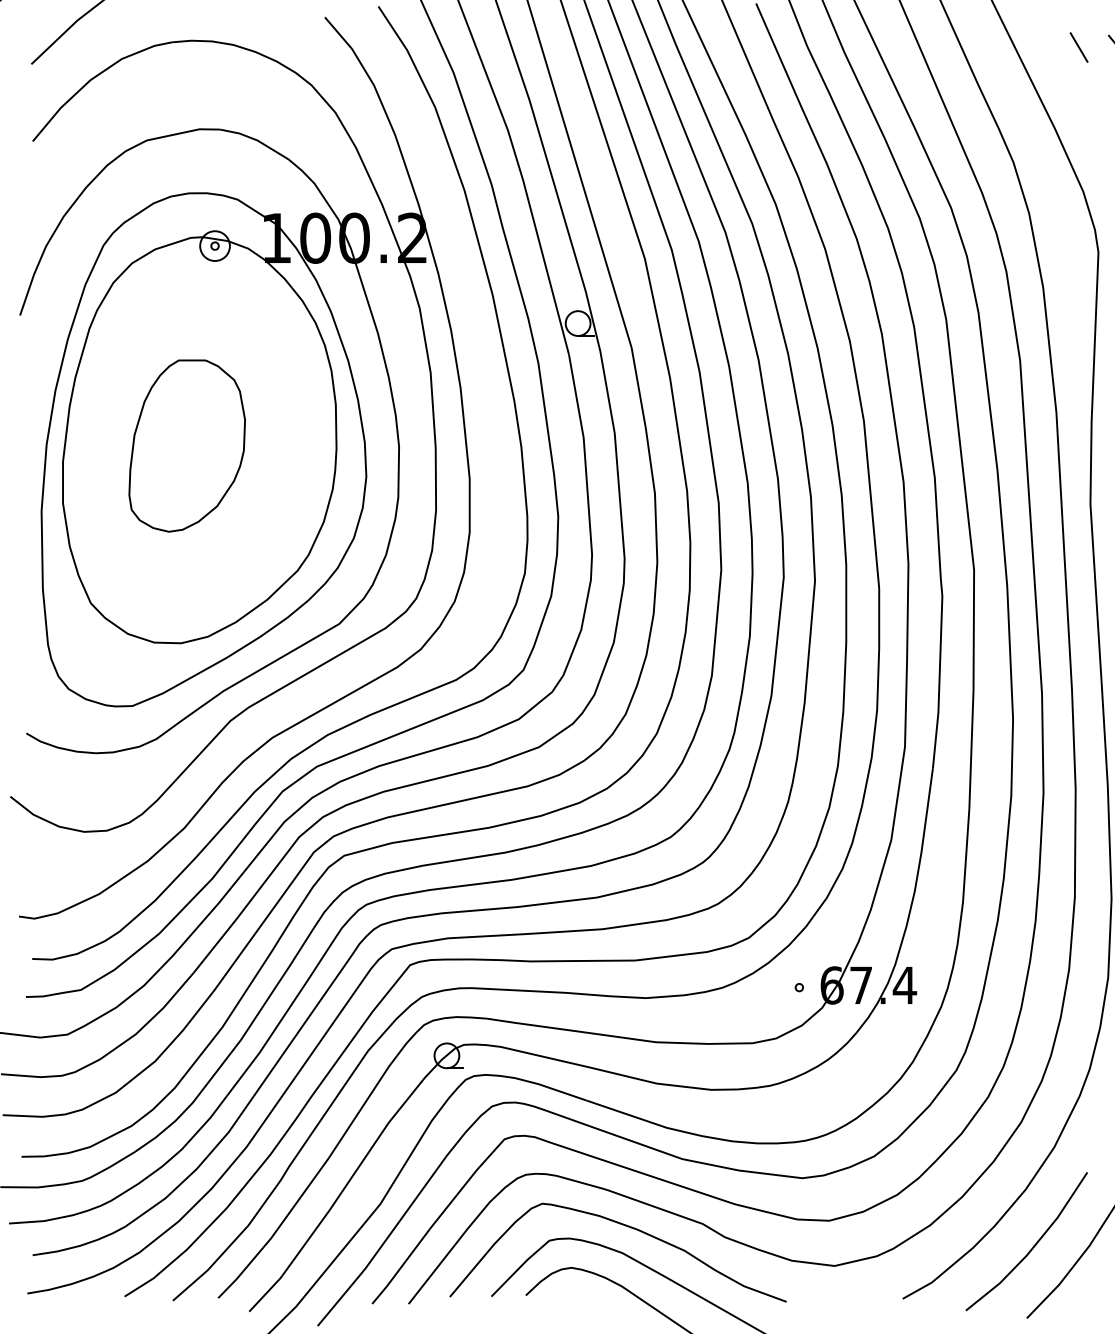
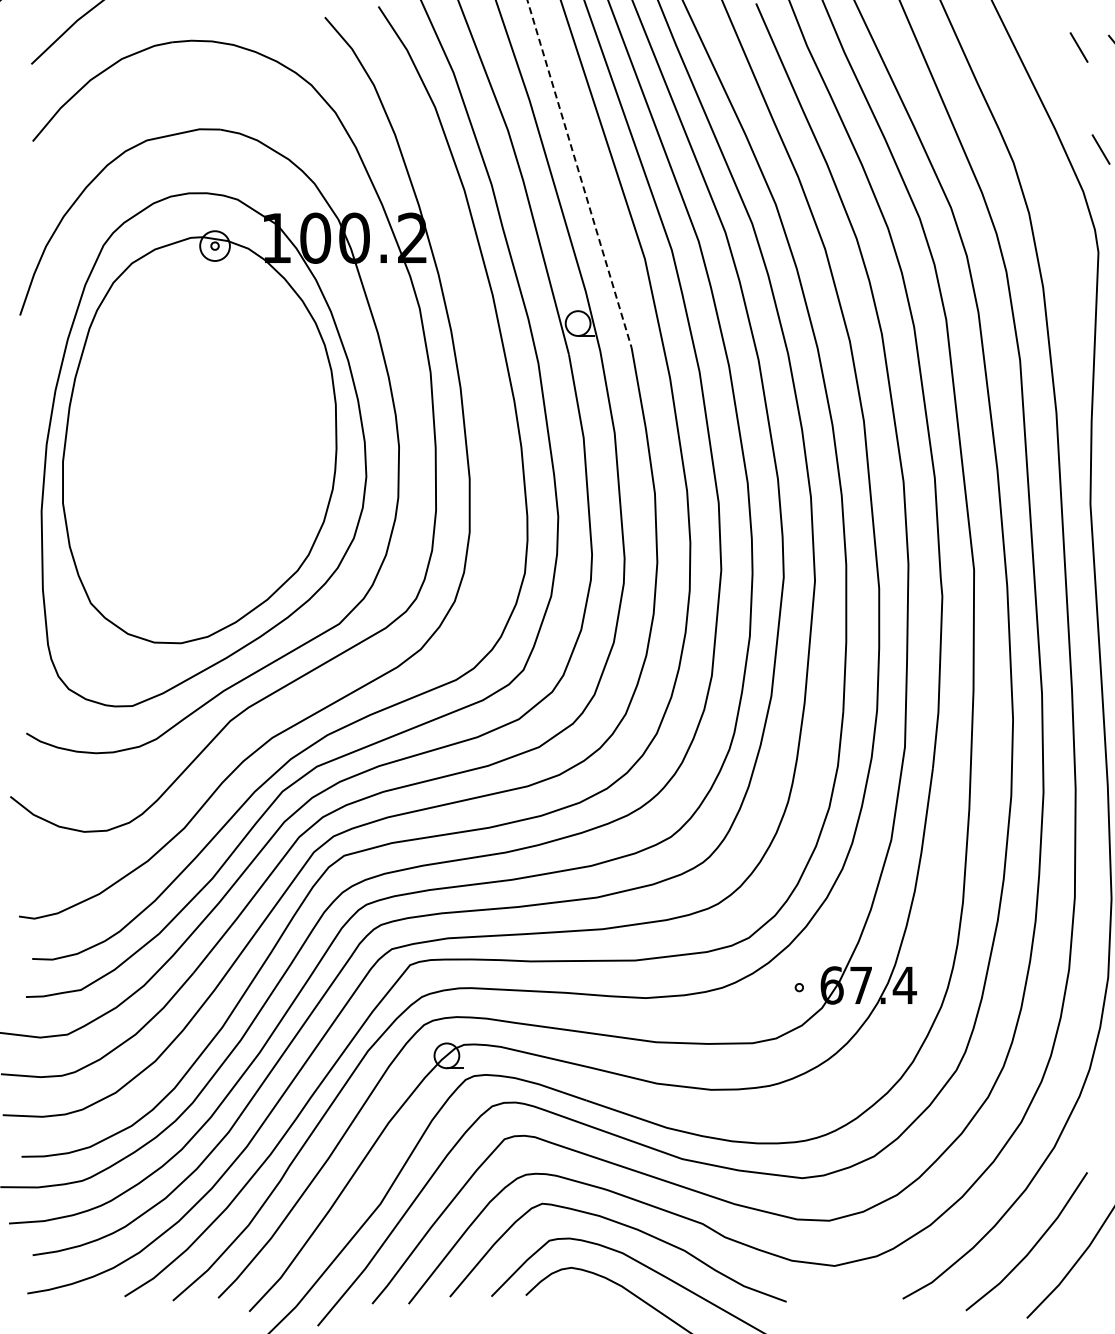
line: none -> present (1100, 149)
line: solid -> dashed (579, 174)
part: present -> none (186, 445)
